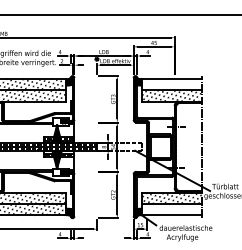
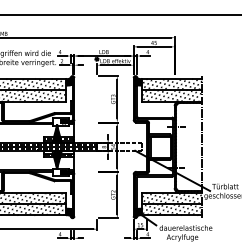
hatch: none -> present (172, 84)
hatch: none -> present (171, 209)
